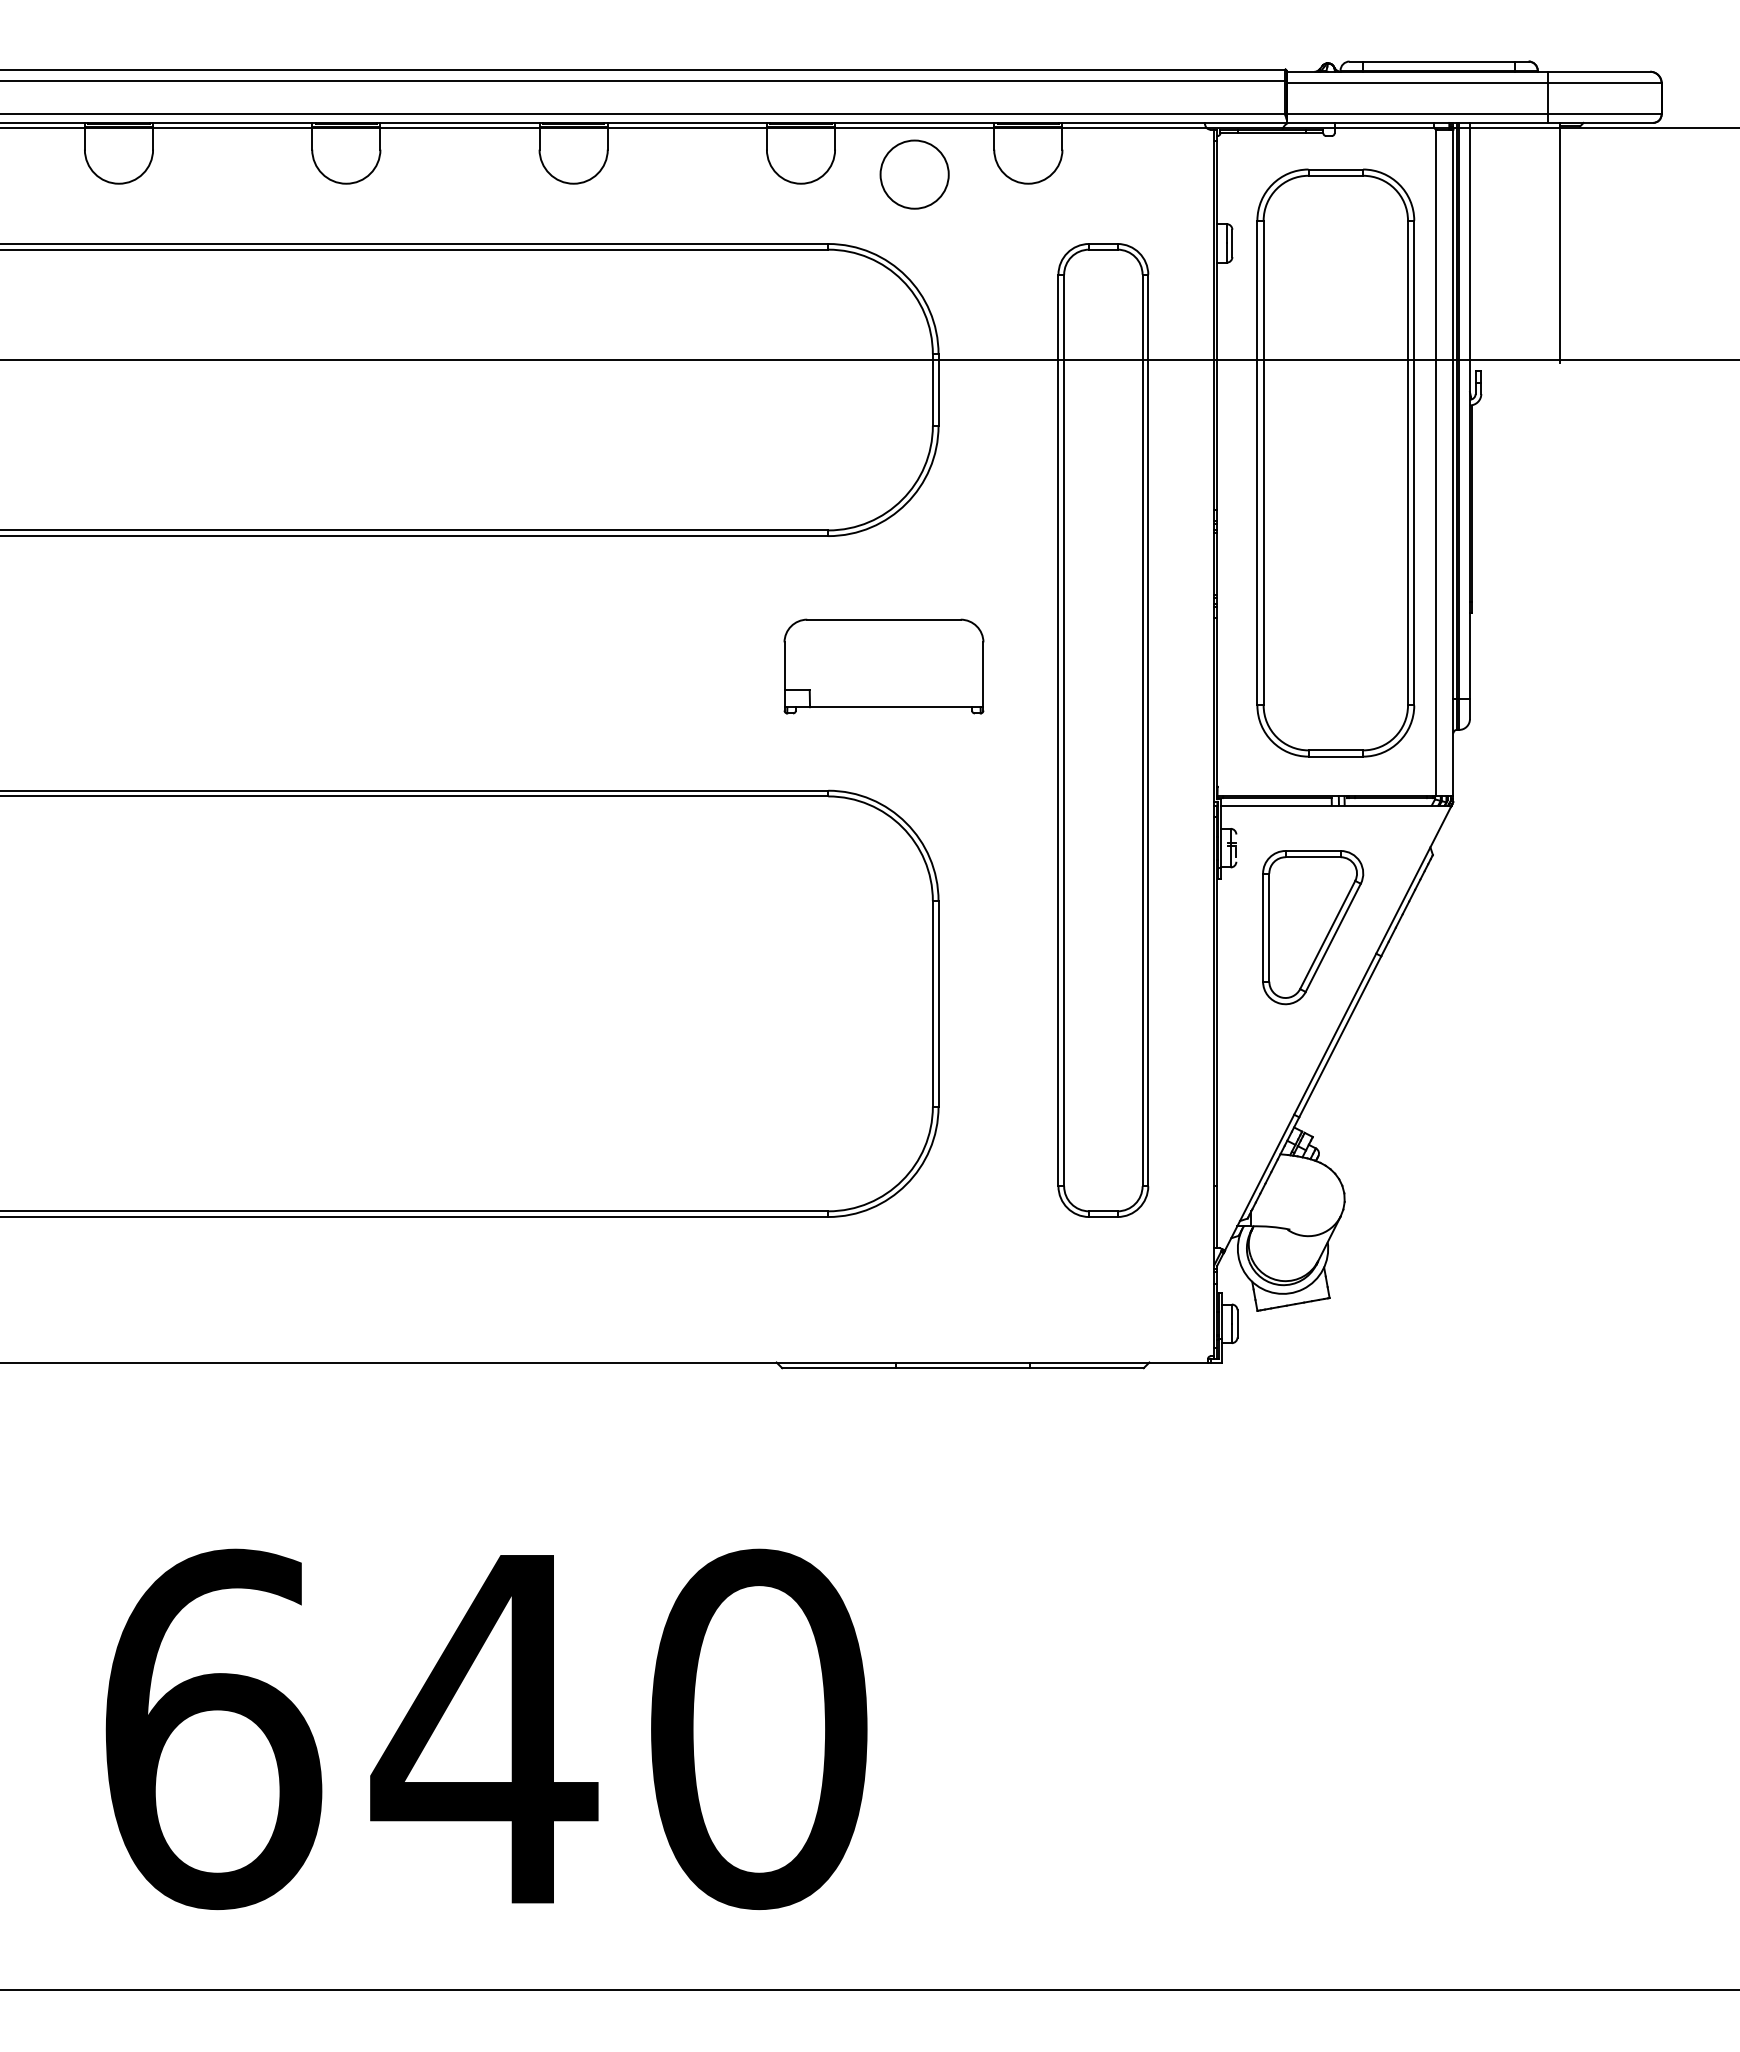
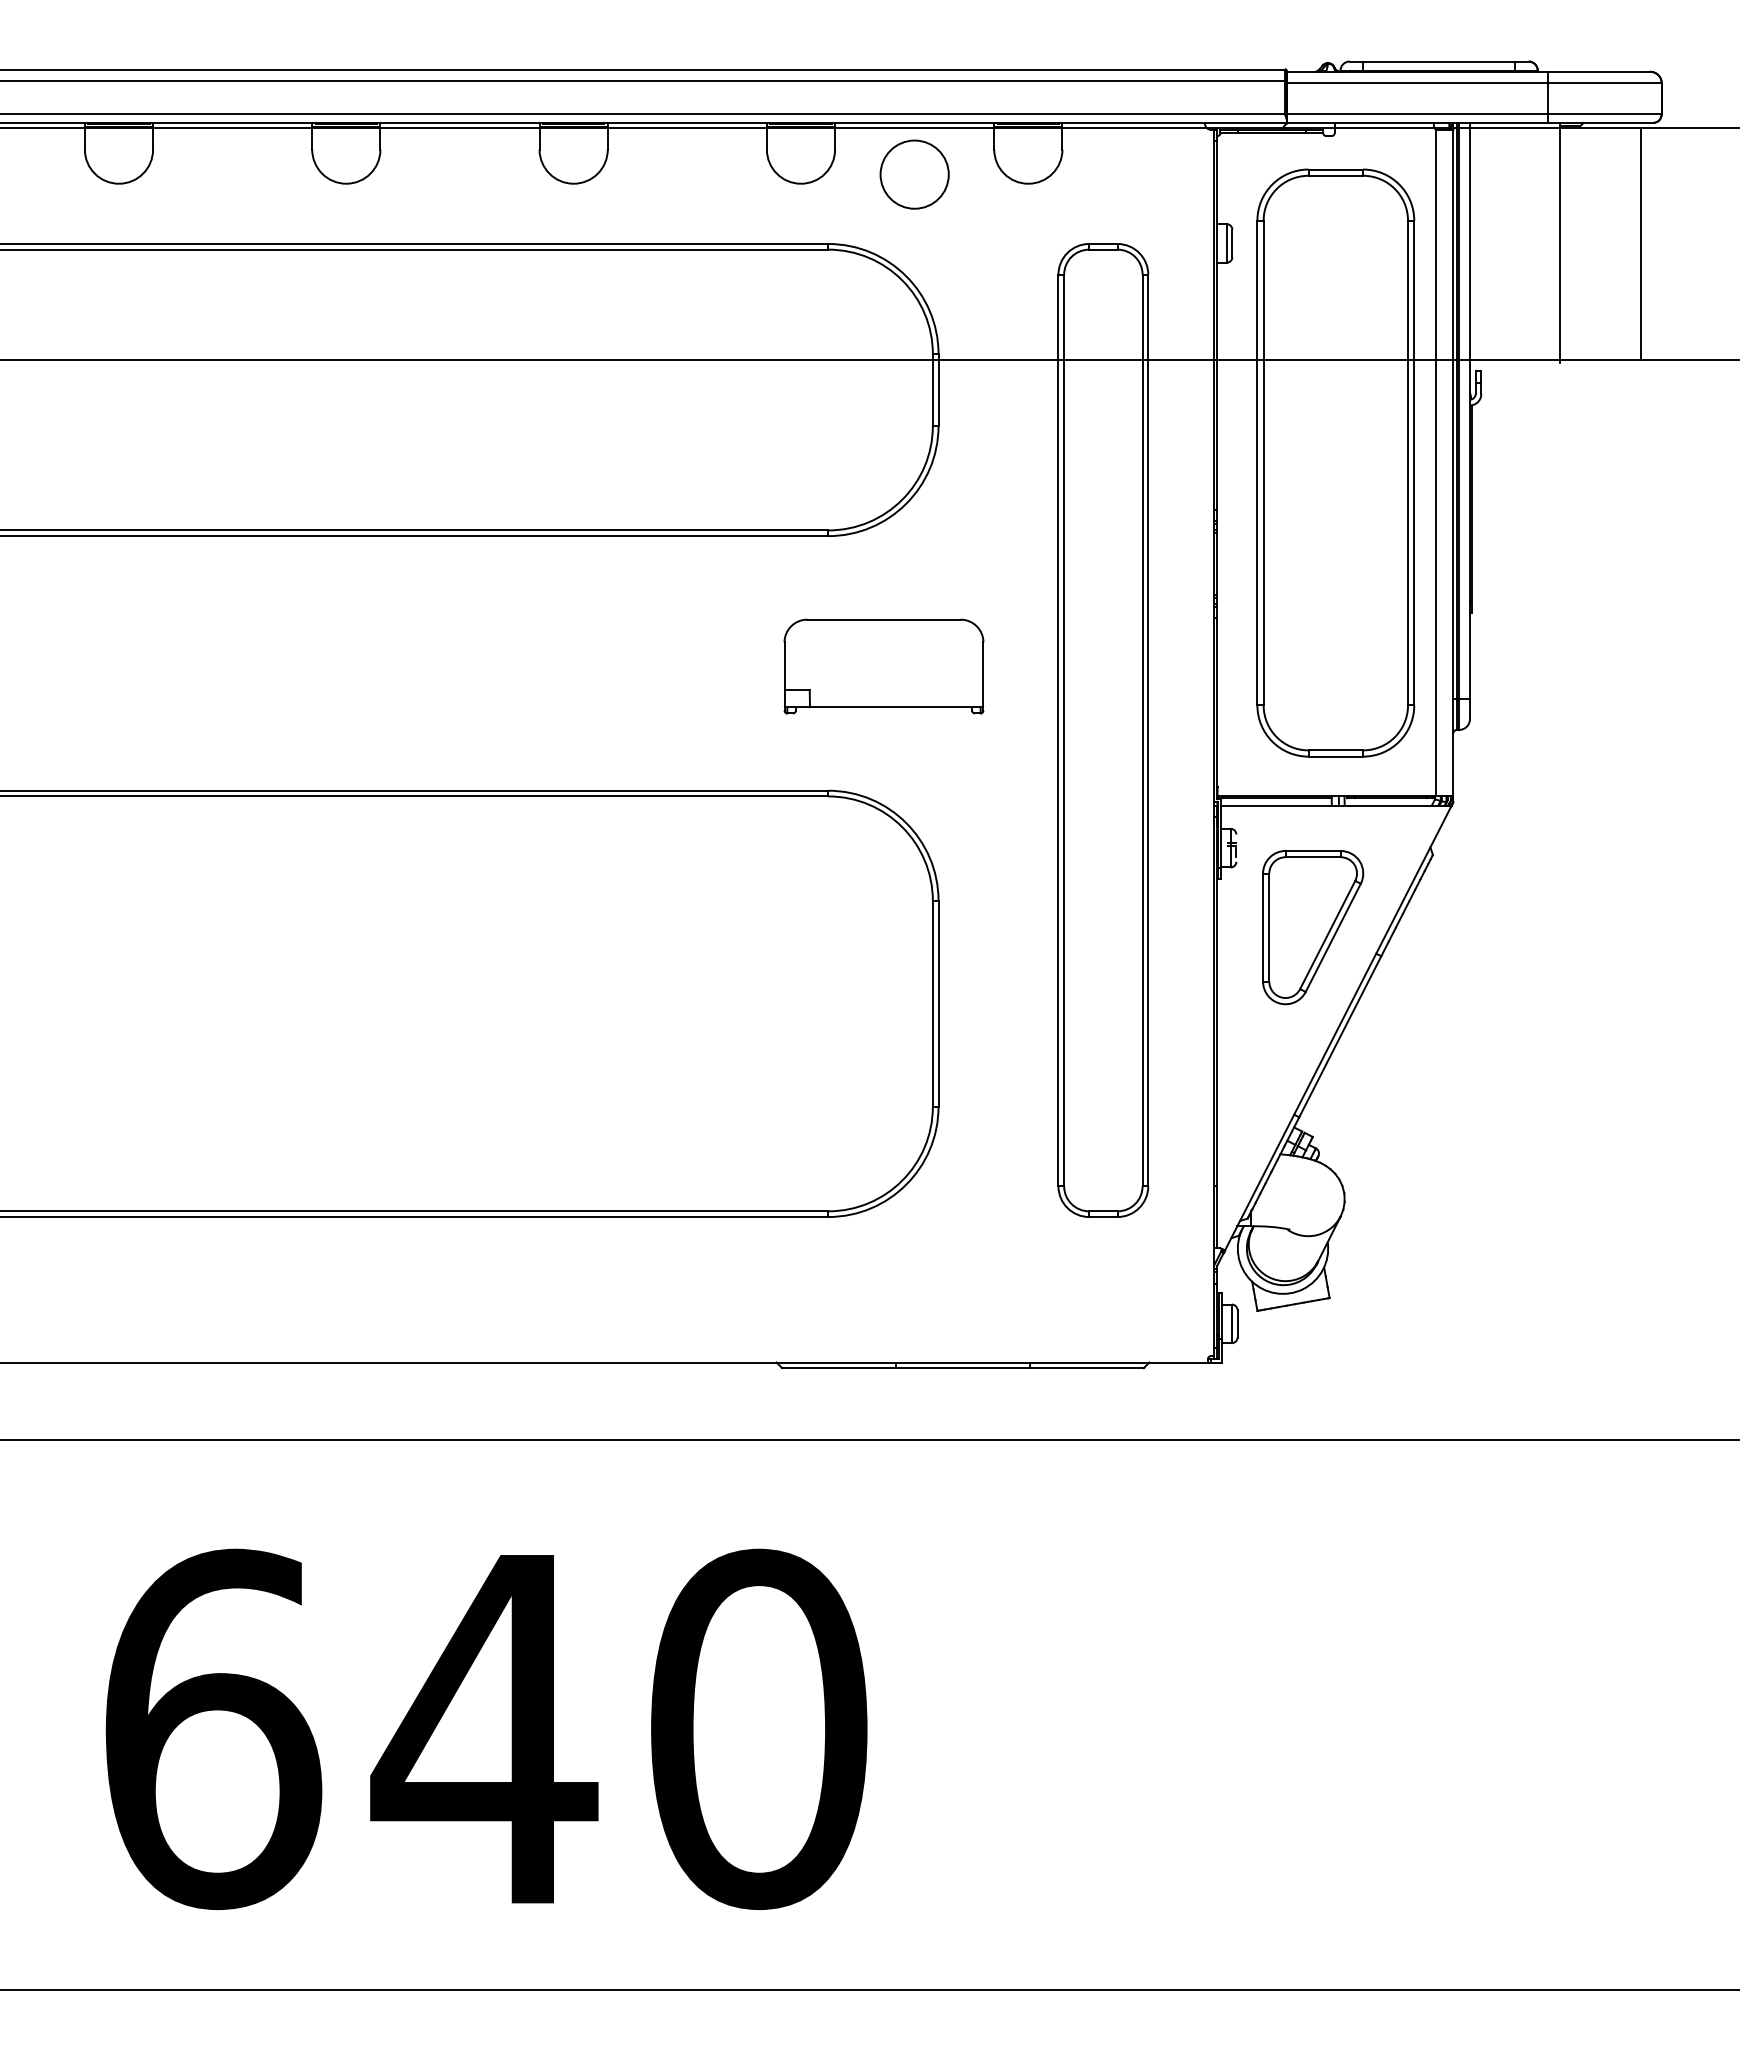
line: none -> present (1641, 244)
line: none -> present (869, 1440)
